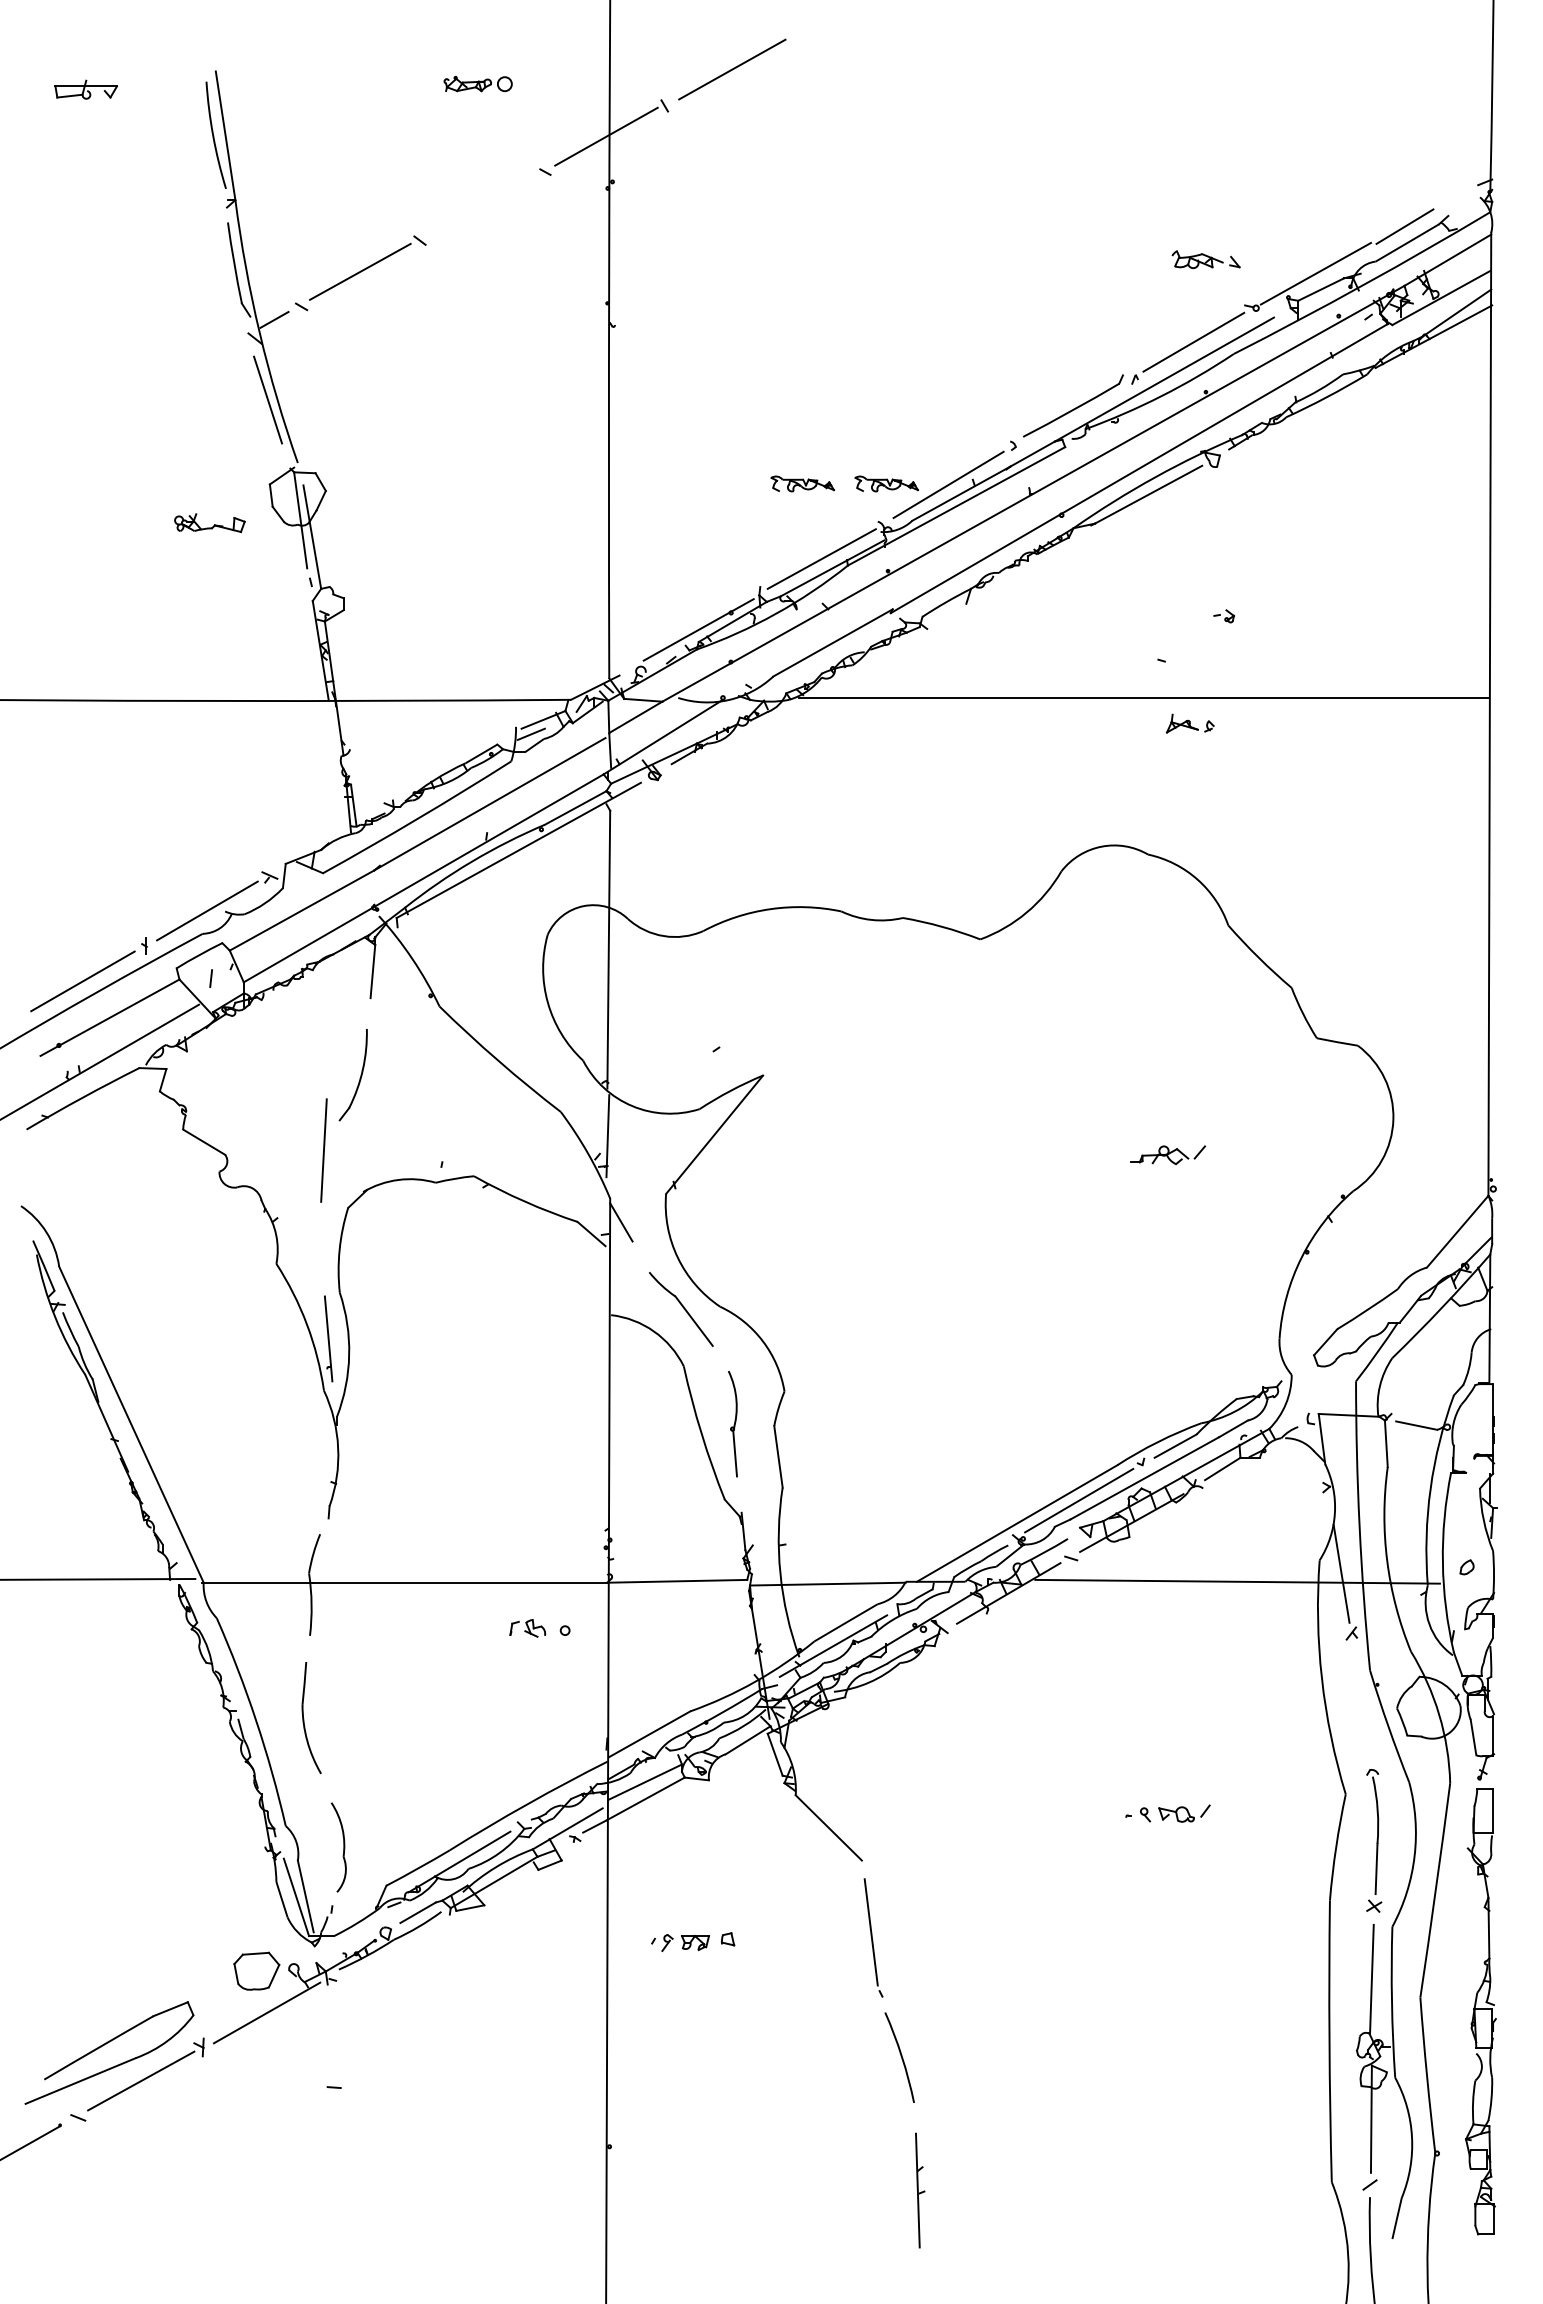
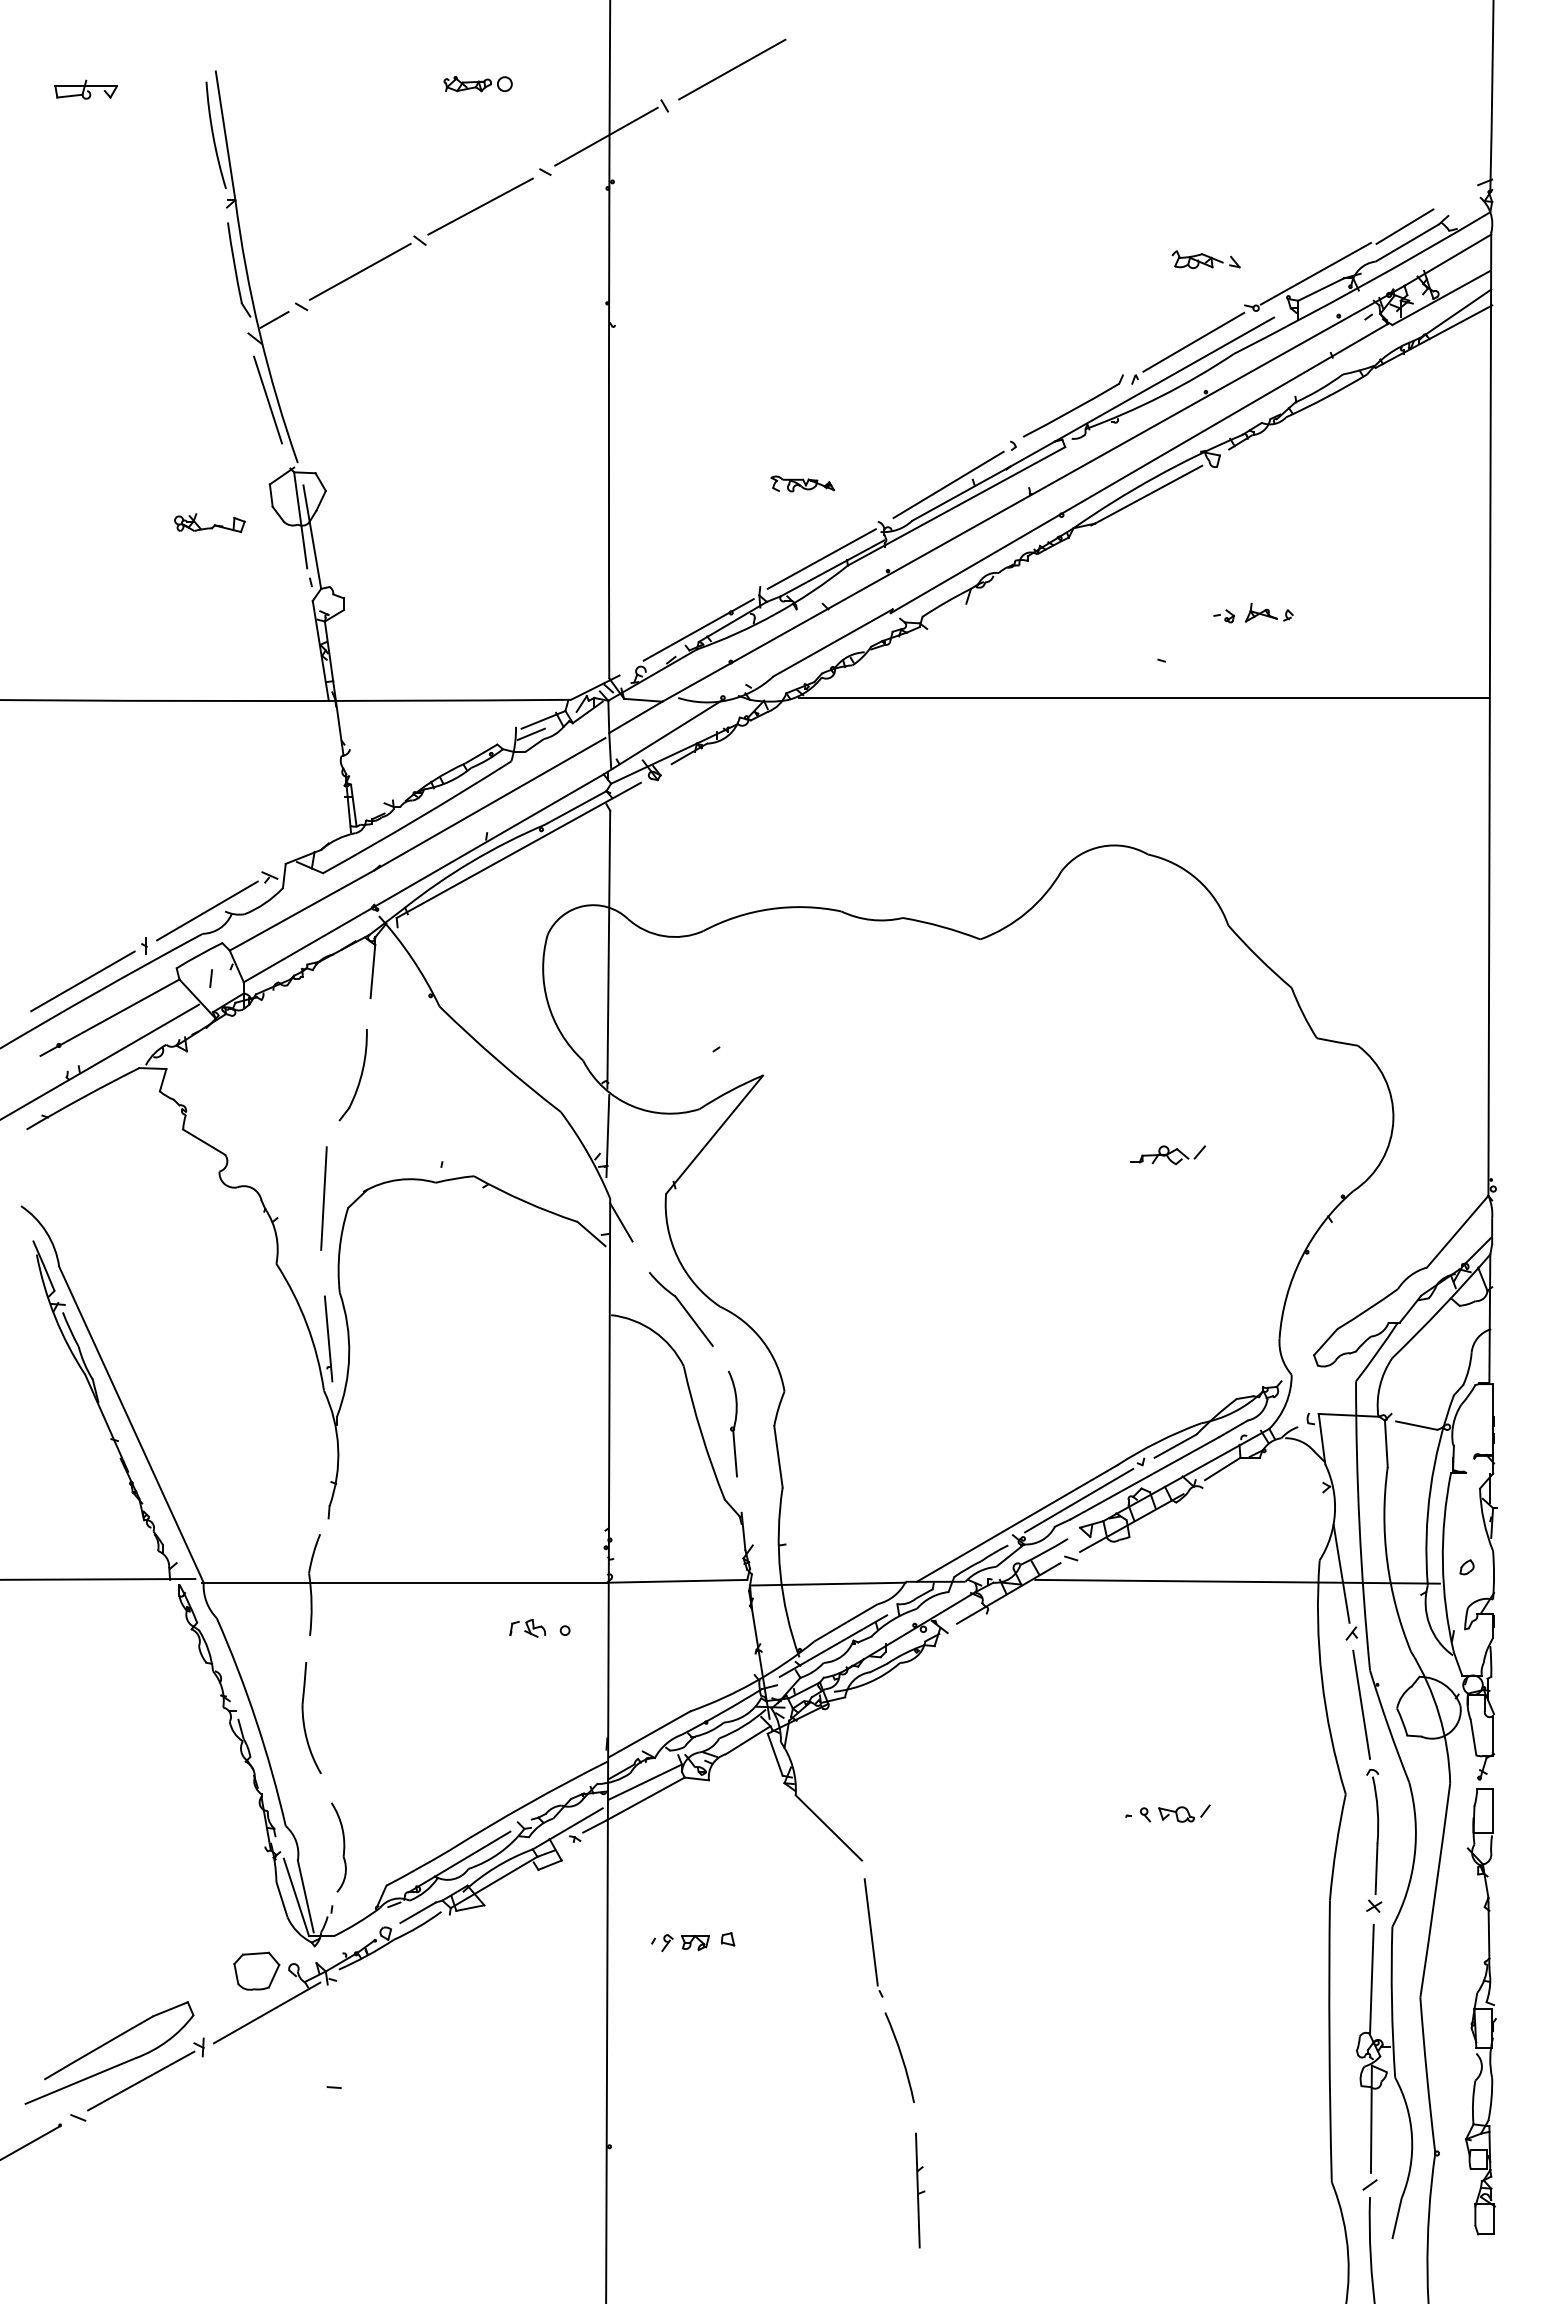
line: none -> present (480, 206)
part: present -> none (886, 483)
part position: (1189, 723) -> (1268, 612) (1268, 612)
line position: (323, 1150) -> (323, 1198) (323, 1198)
line: none -> present (1361, 1704)
